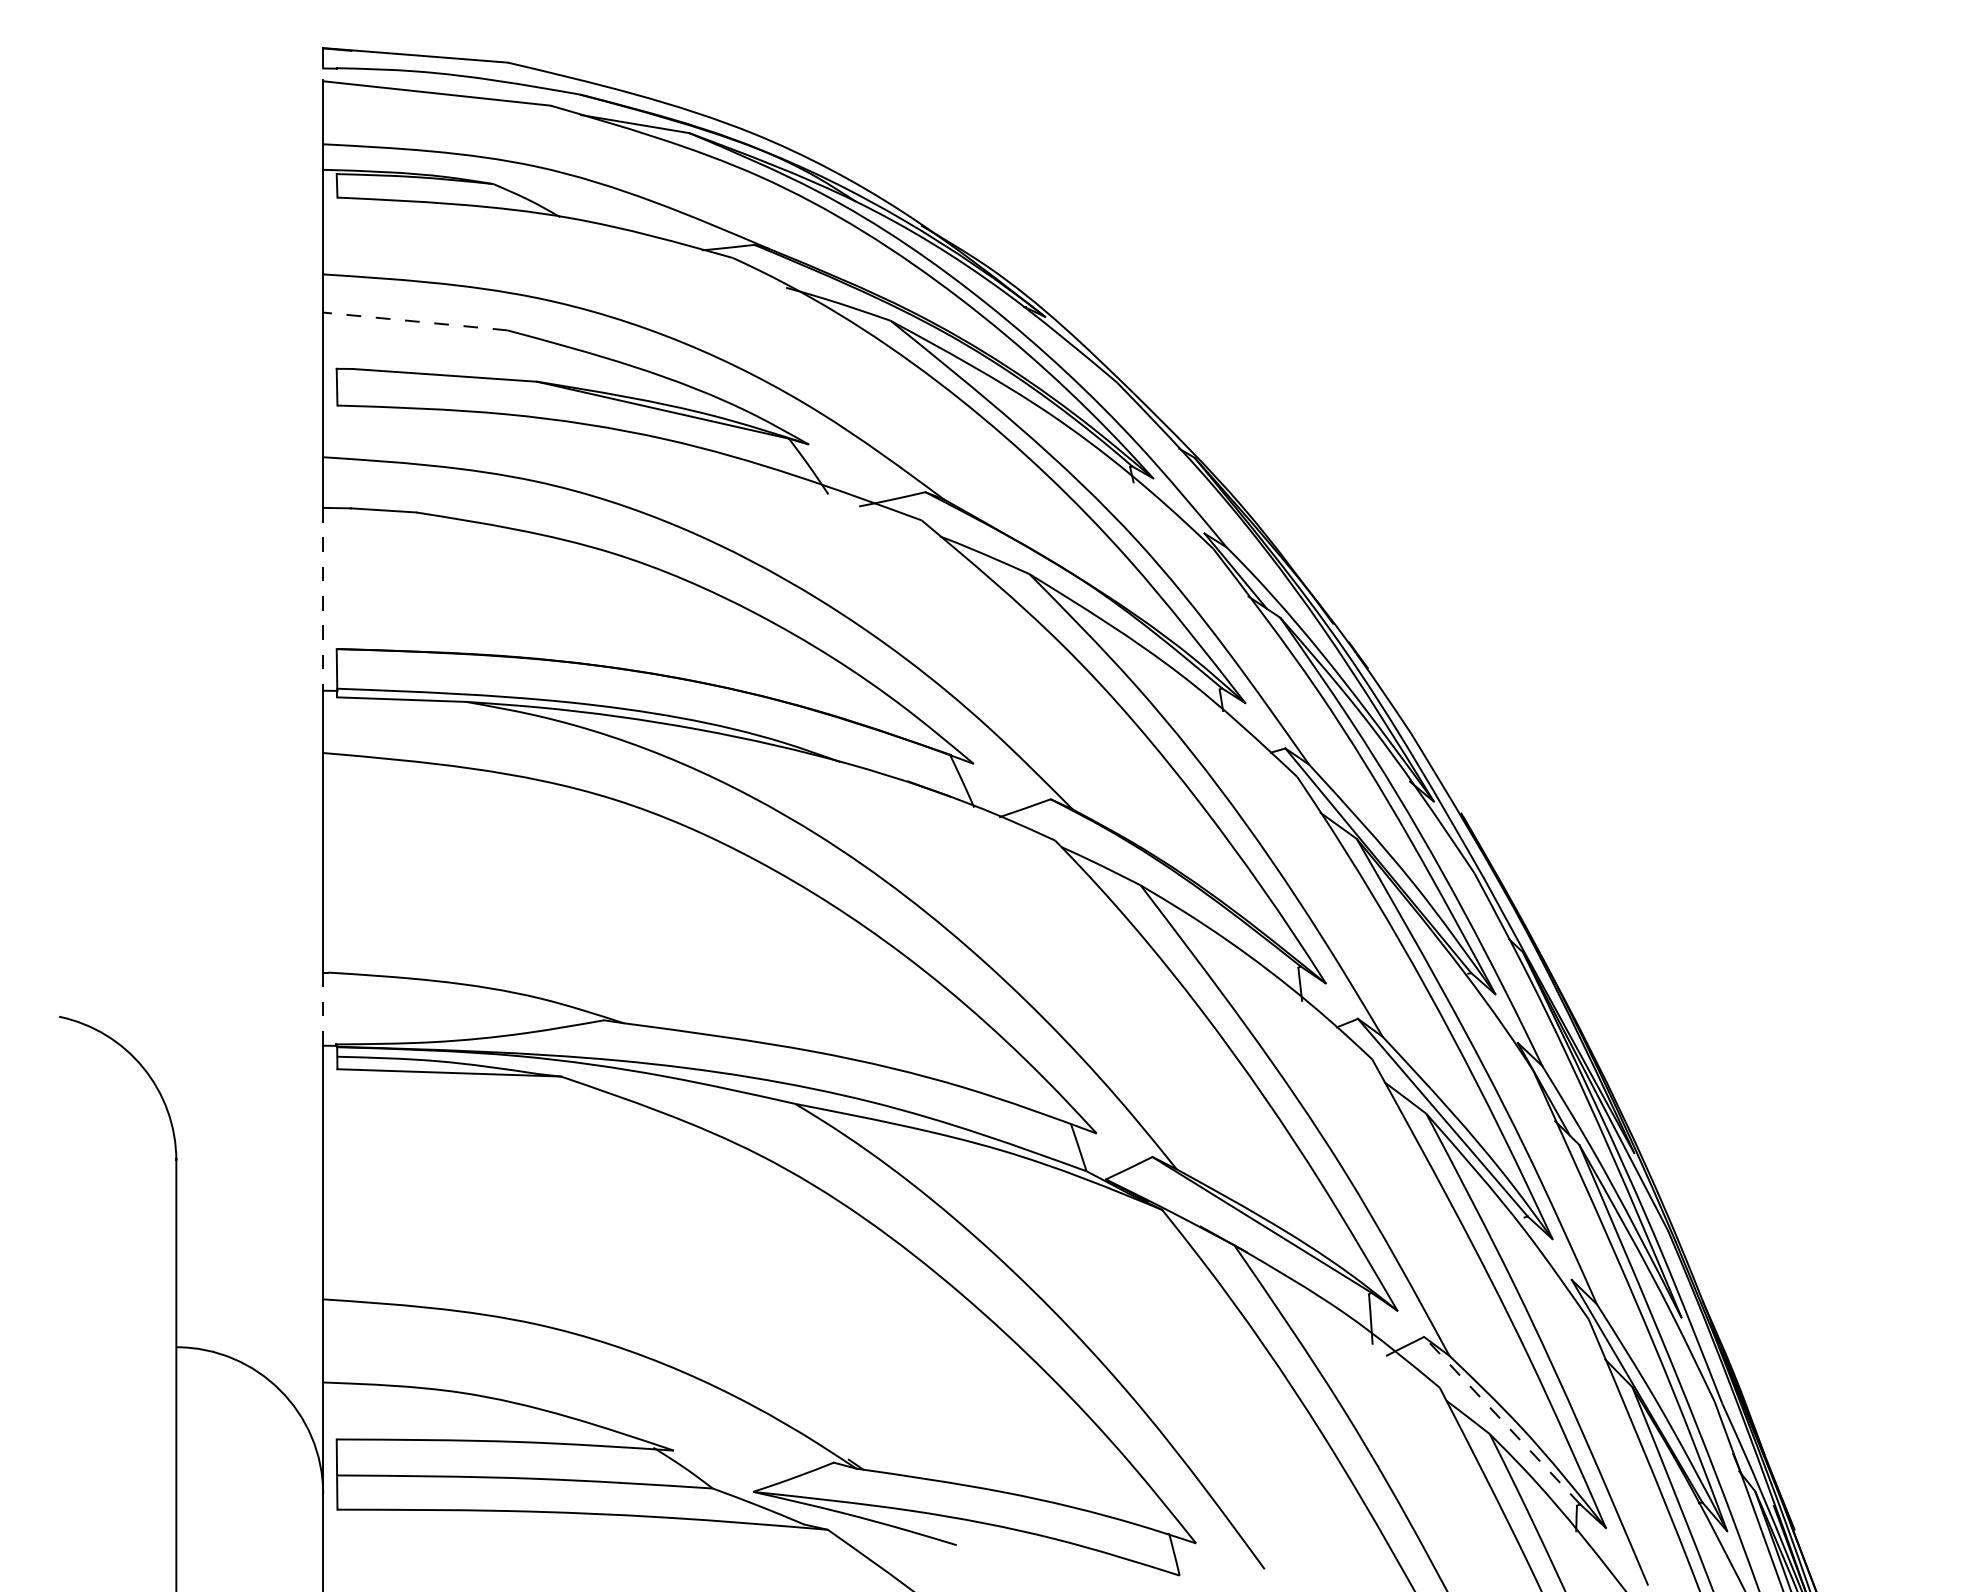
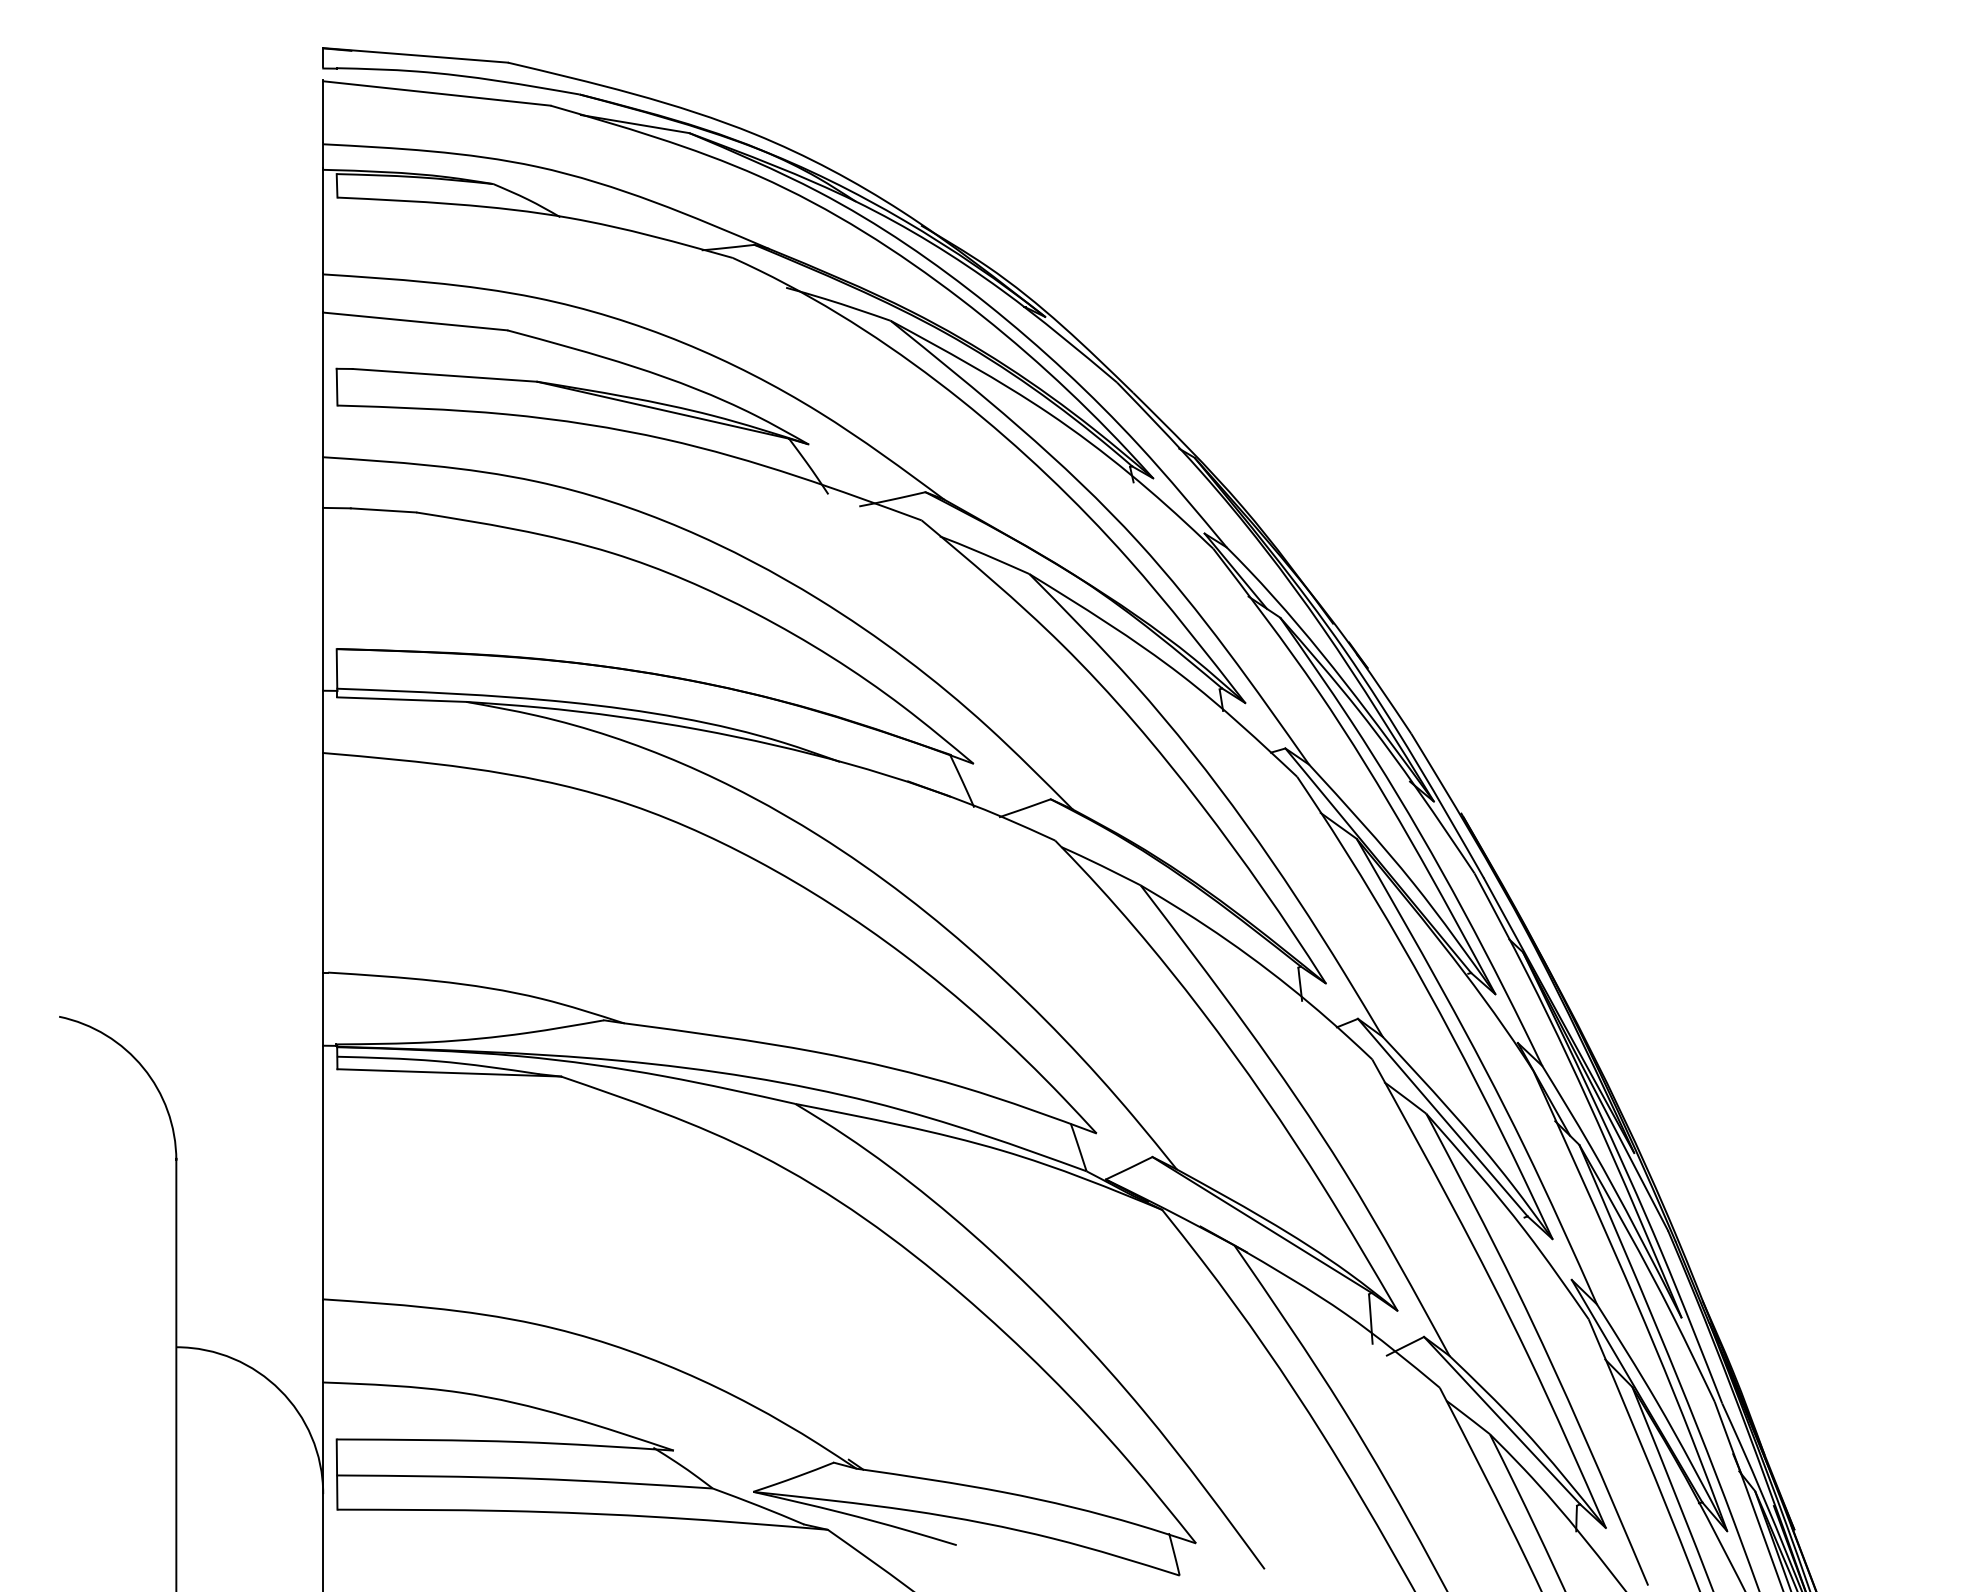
line: dashed -> solid (415, 321)
line: dashed -> solid (323, 599)
line: dashed -> solid (323, 1009)
line: dashed -> solid (1501, 1420)
